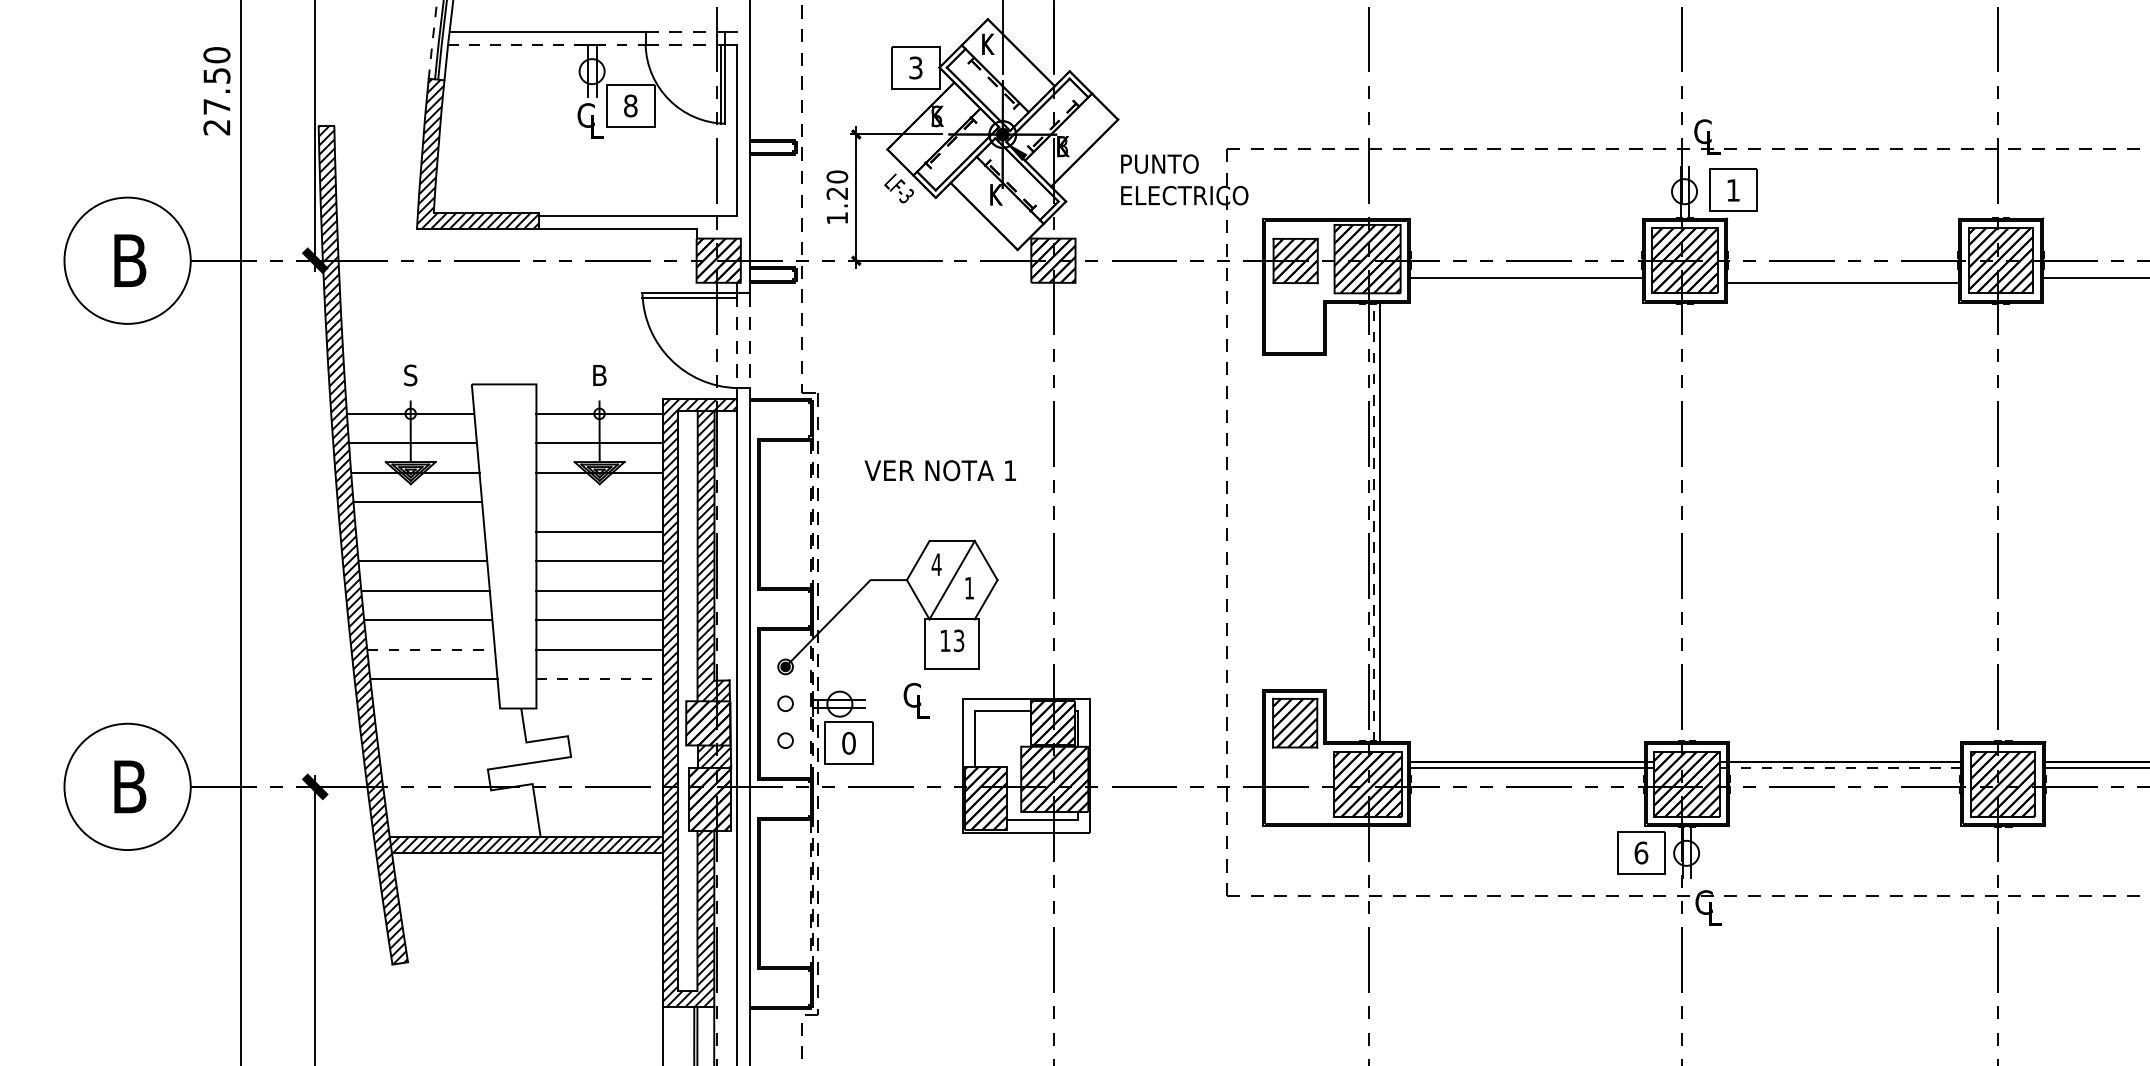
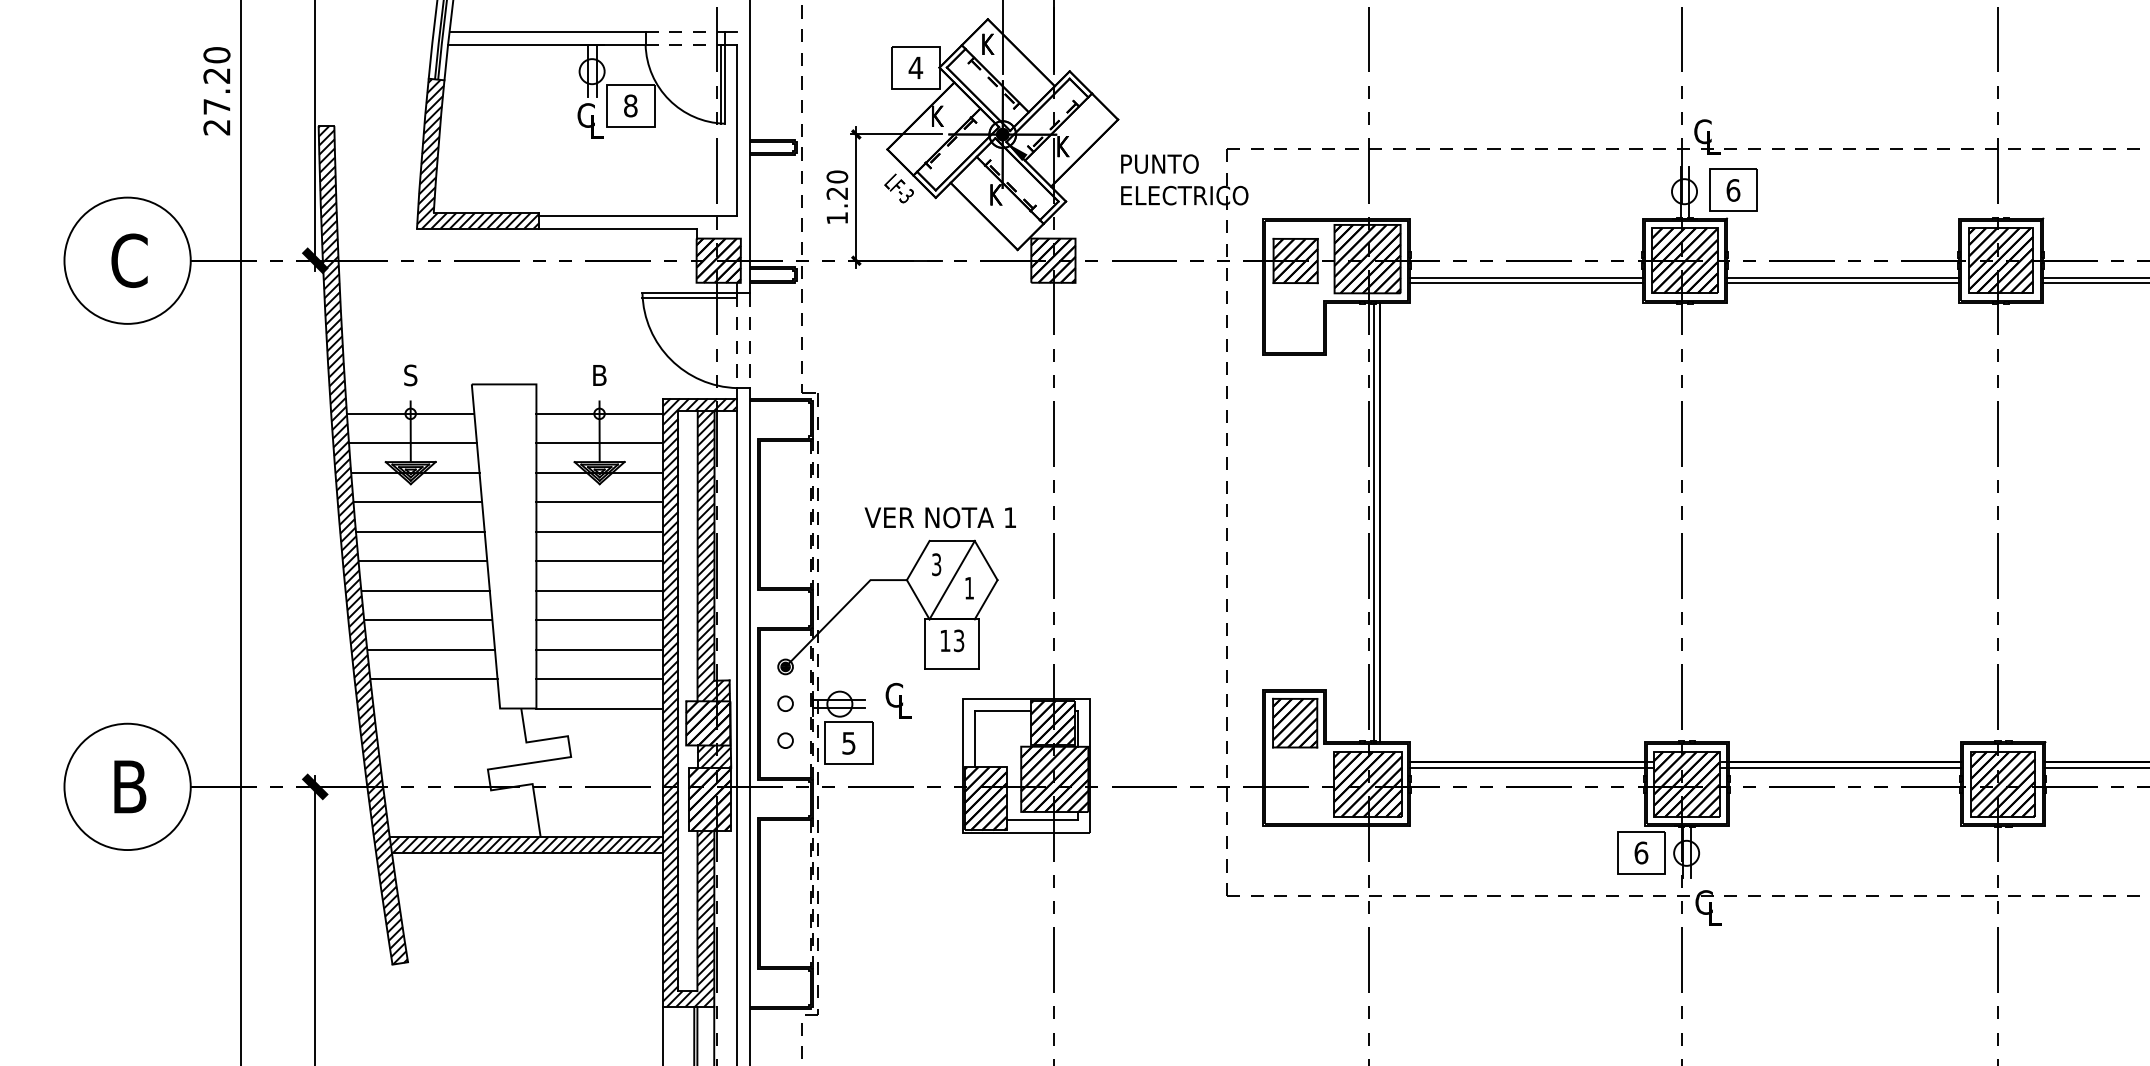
arc: dashed -> solid (432, 39)
line: dashed -> solid (546, 44)
text: 3 -> 4 (915, 67)
text: 27.50 -> 27.20 (216, 75)
text: S -> K (936, 116)
text: B -> K (1063, 146)
text: 1 -> 6 (1733, 190)
text: B -> C (129, 260)
line: none -> present (1842, 277)
line: none -> present (1526, 282)
line: none -> present (2094, 282)
text position: (939, 470) -> (939, 517) (939, 517)
line: none -> present (599, 502)
line: dashed -> solid (1374, 522)
line: none -> present (420, 531)
text: 4 -> 3 (936, 564)
line: dashed -> solid (431, 649)
line: dashed -> solid (600, 679)
text position: (916, 700) -> (898, 700) (898, 700)
line: none -> present (599, 708)
text: 0 -> 5 (848, 742)
line: dashed -> solid (1840, 767)
